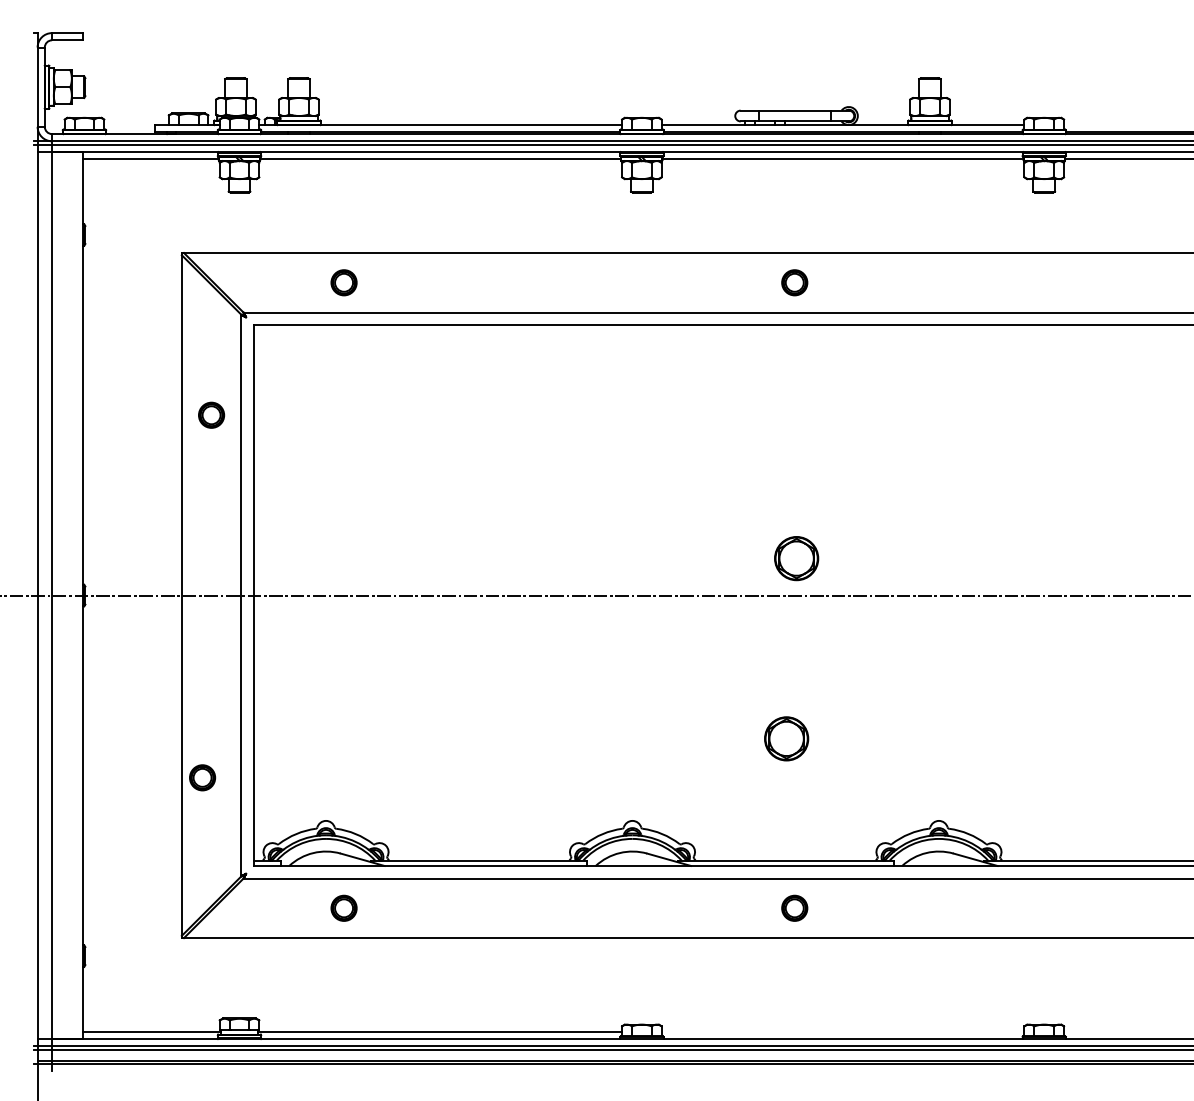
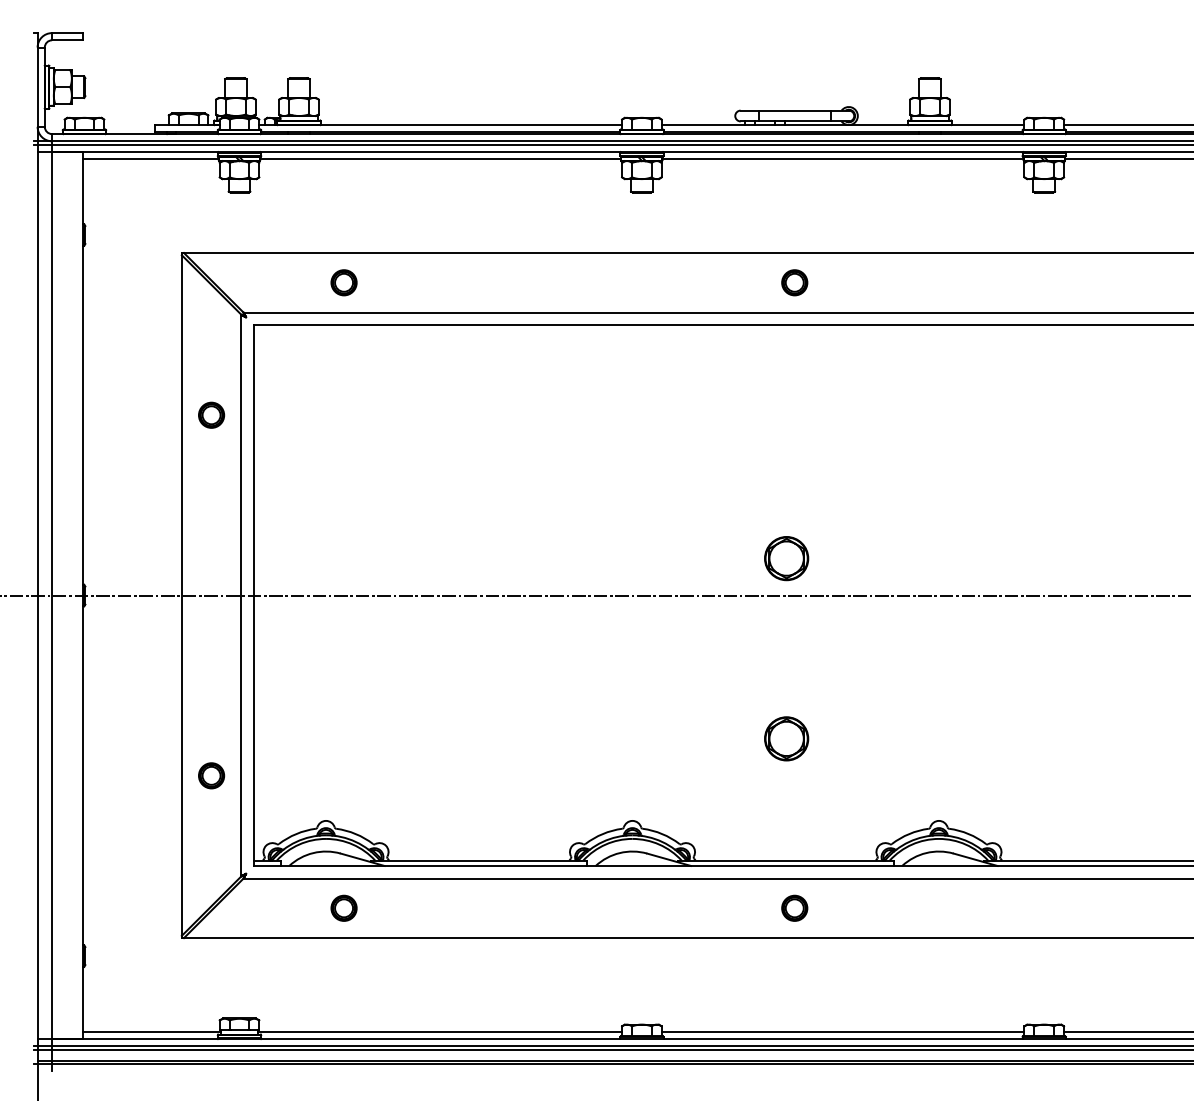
line: none -> present (1127, 125)
part position: (796, 558) -> (786, 558) (786, 558)
part position: (202, 777) -> (211, 775) (211, 775)
line: none -> present (842, 1031)
line: none -> present (1127, 1031)
